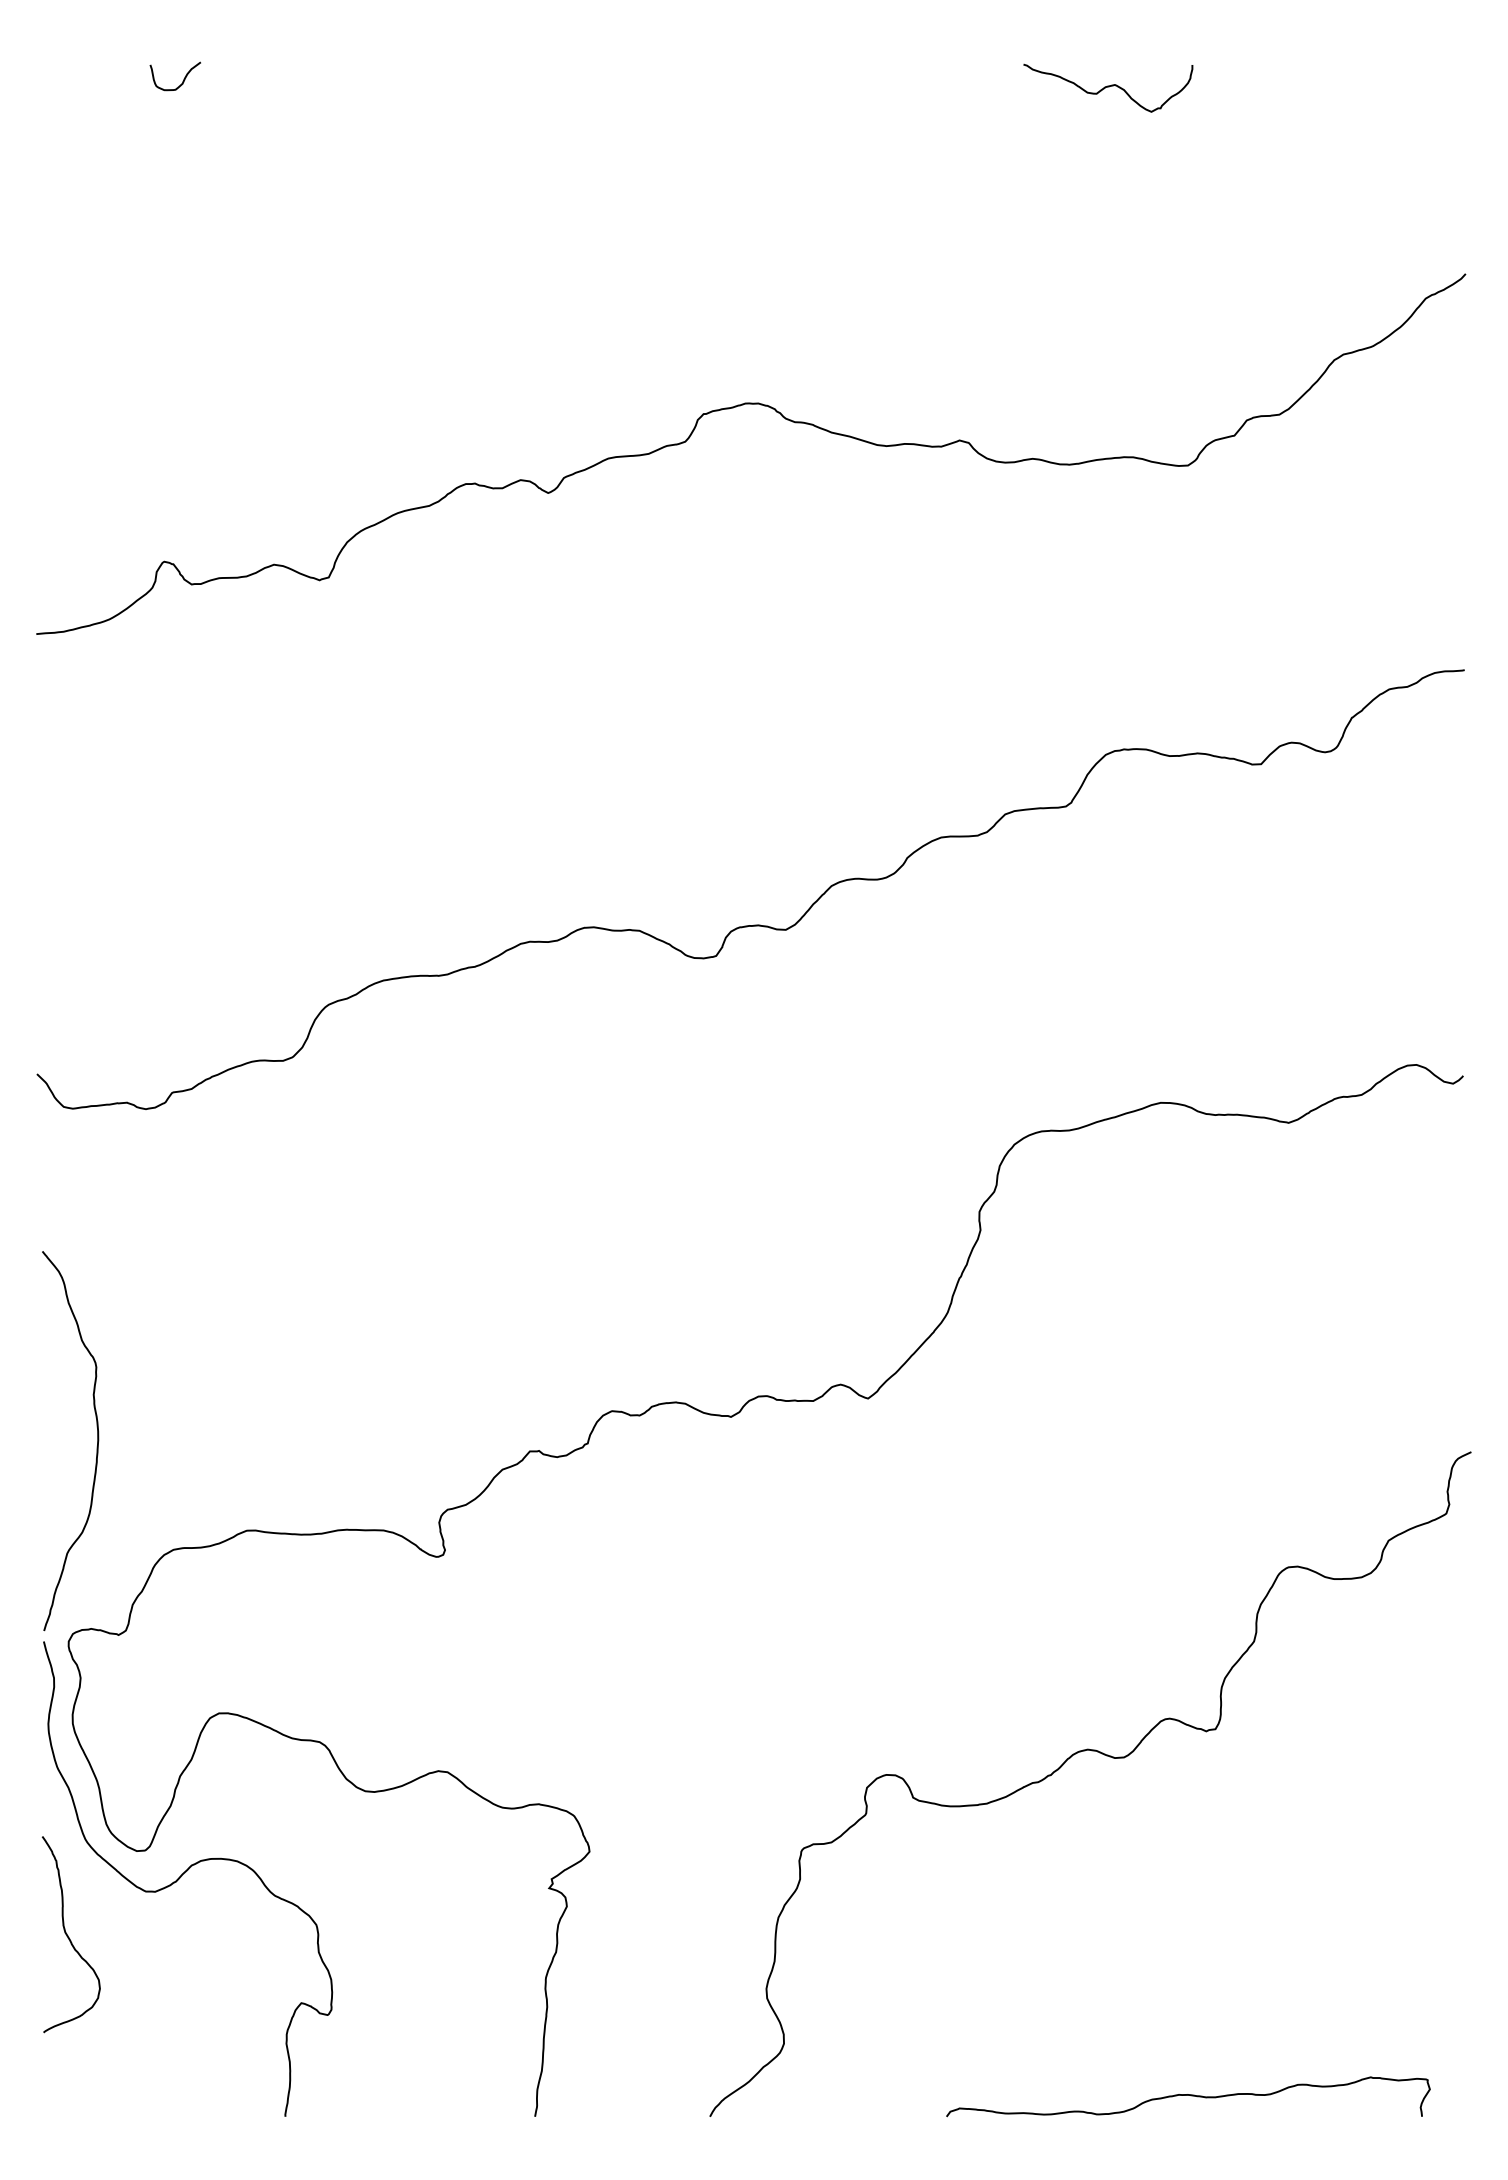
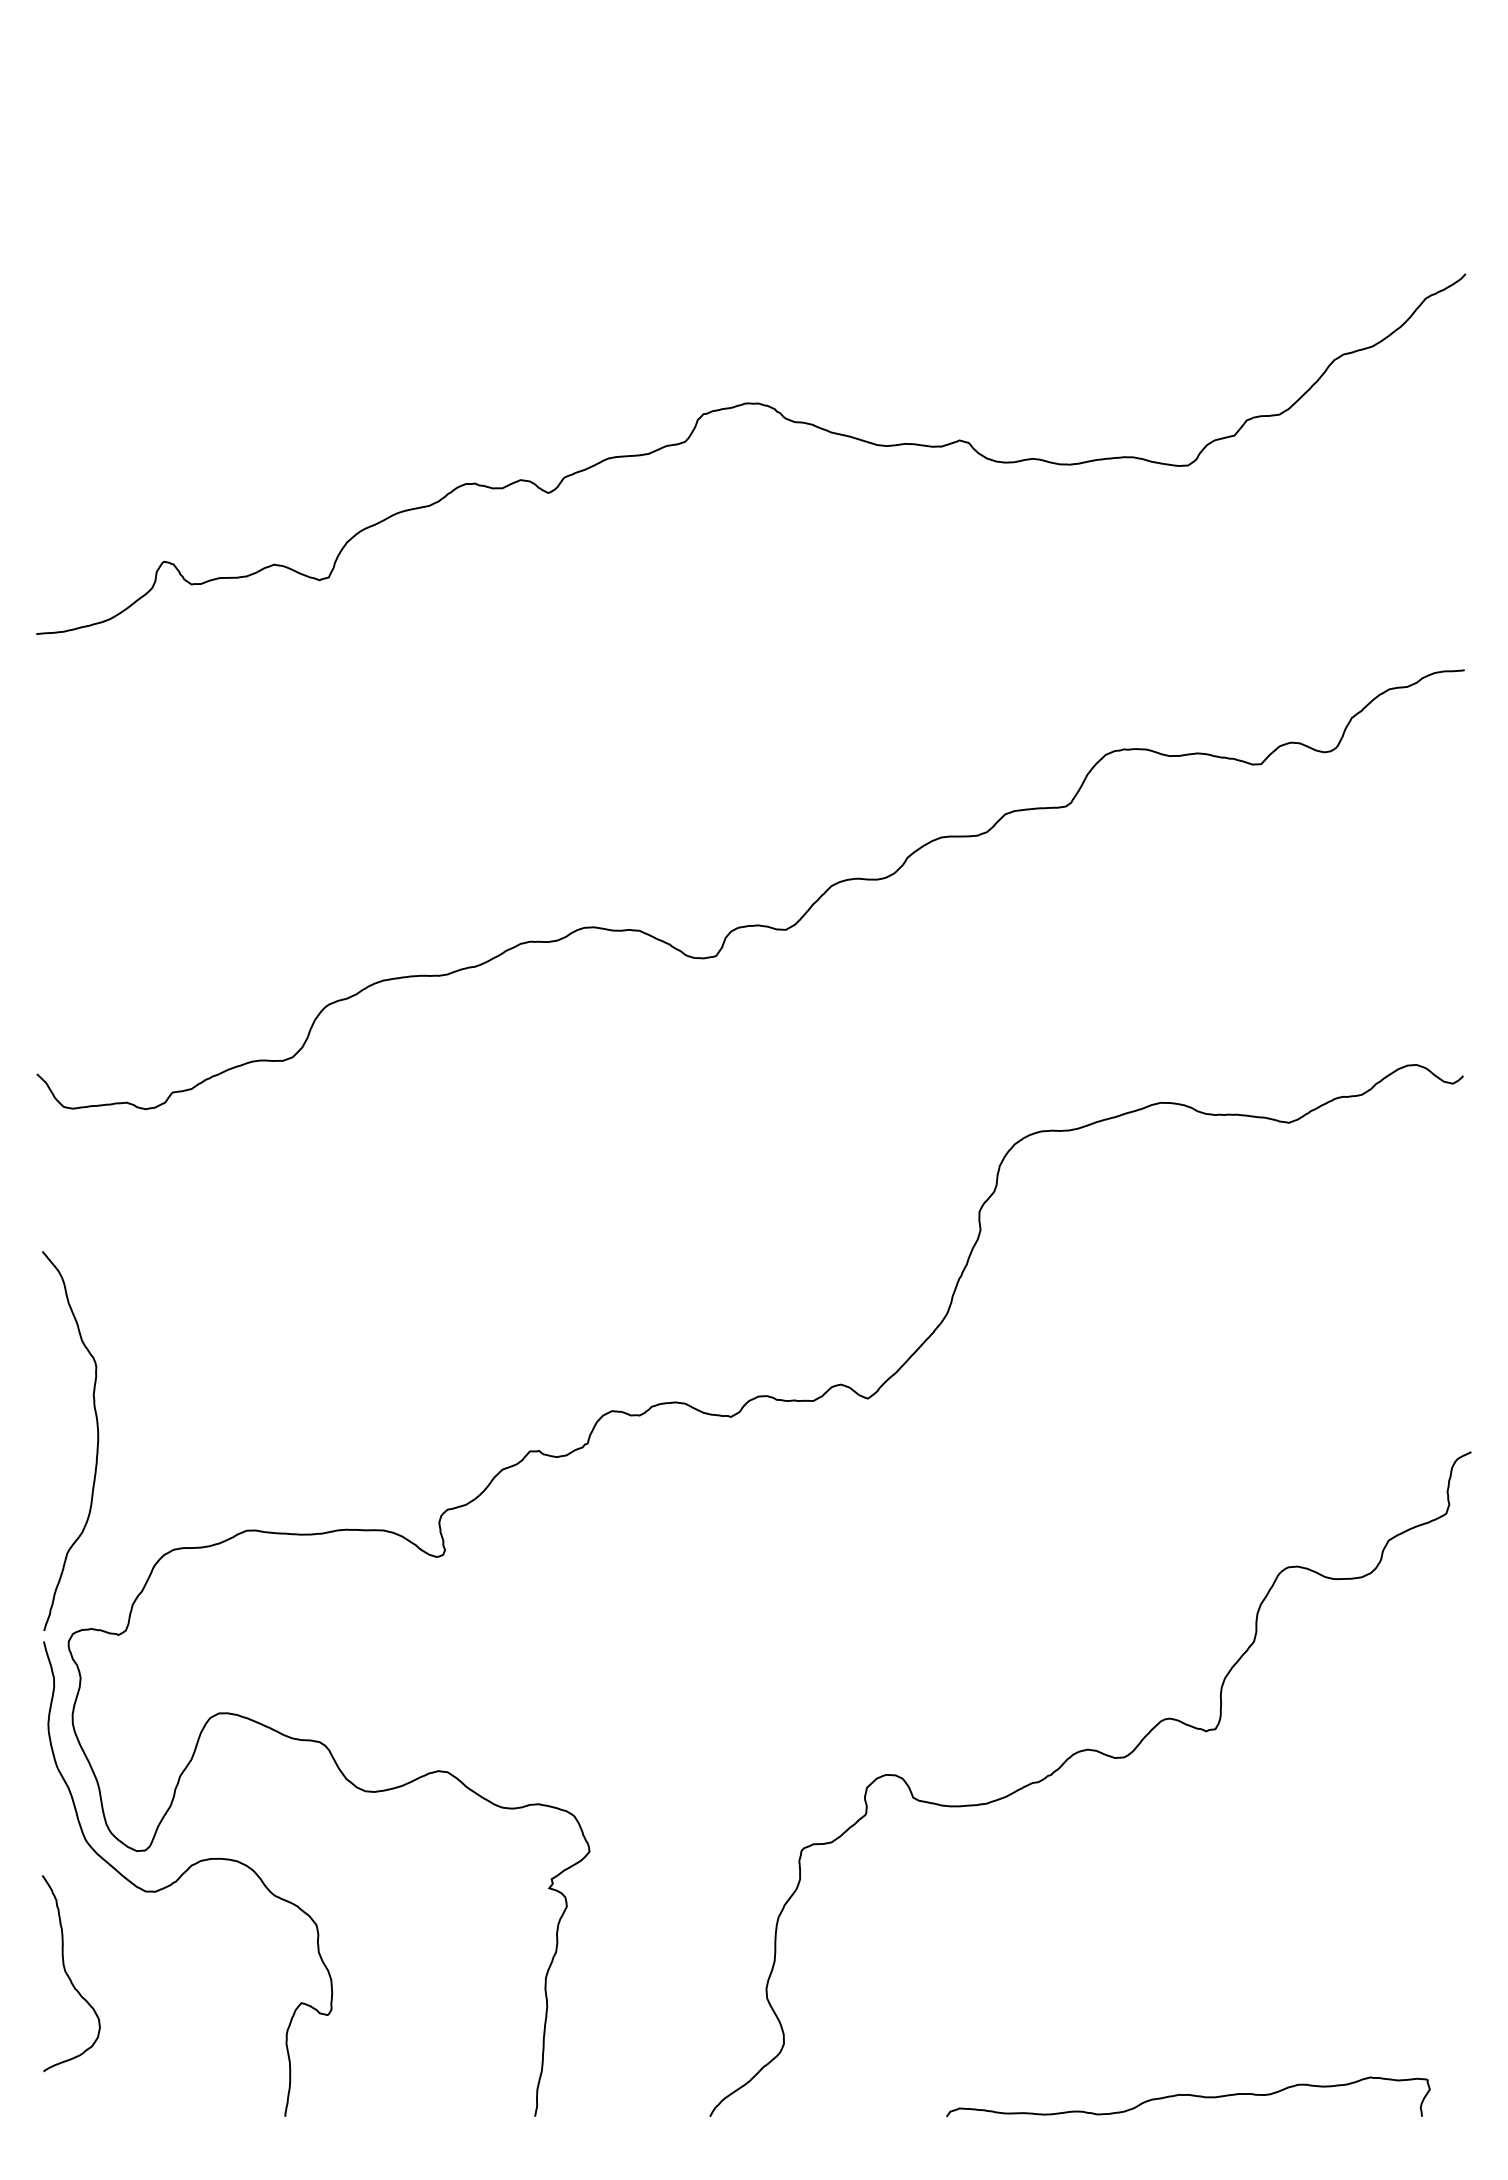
curve: present -> none (182, 81)
curve: present -> none (1108, 87)
curve position: (68, 1935) -> (68, 1974) (68, 1974)
